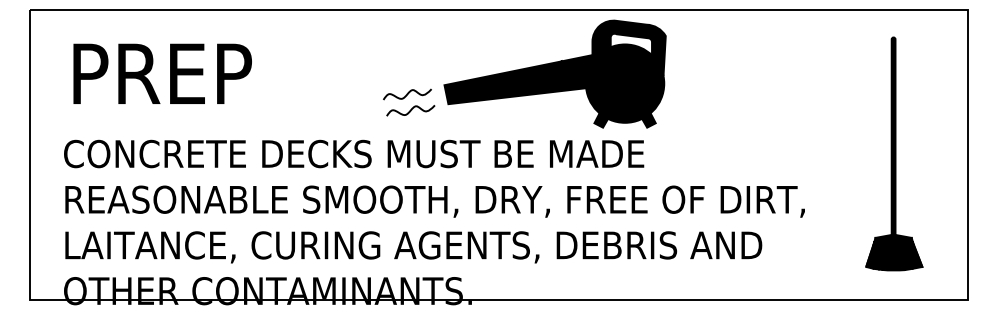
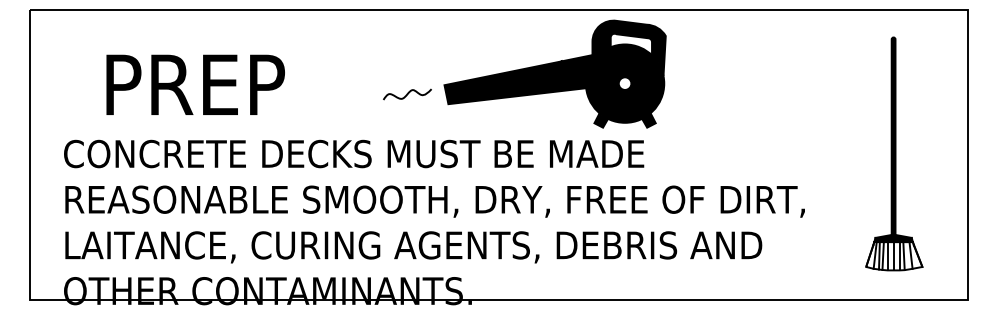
text position: (162, 73) -> (195, 84) (195, 84)
fill: present -> none (624, 83)
curve: present -> none (410, 110)
fill: present -> none (894, 256)
